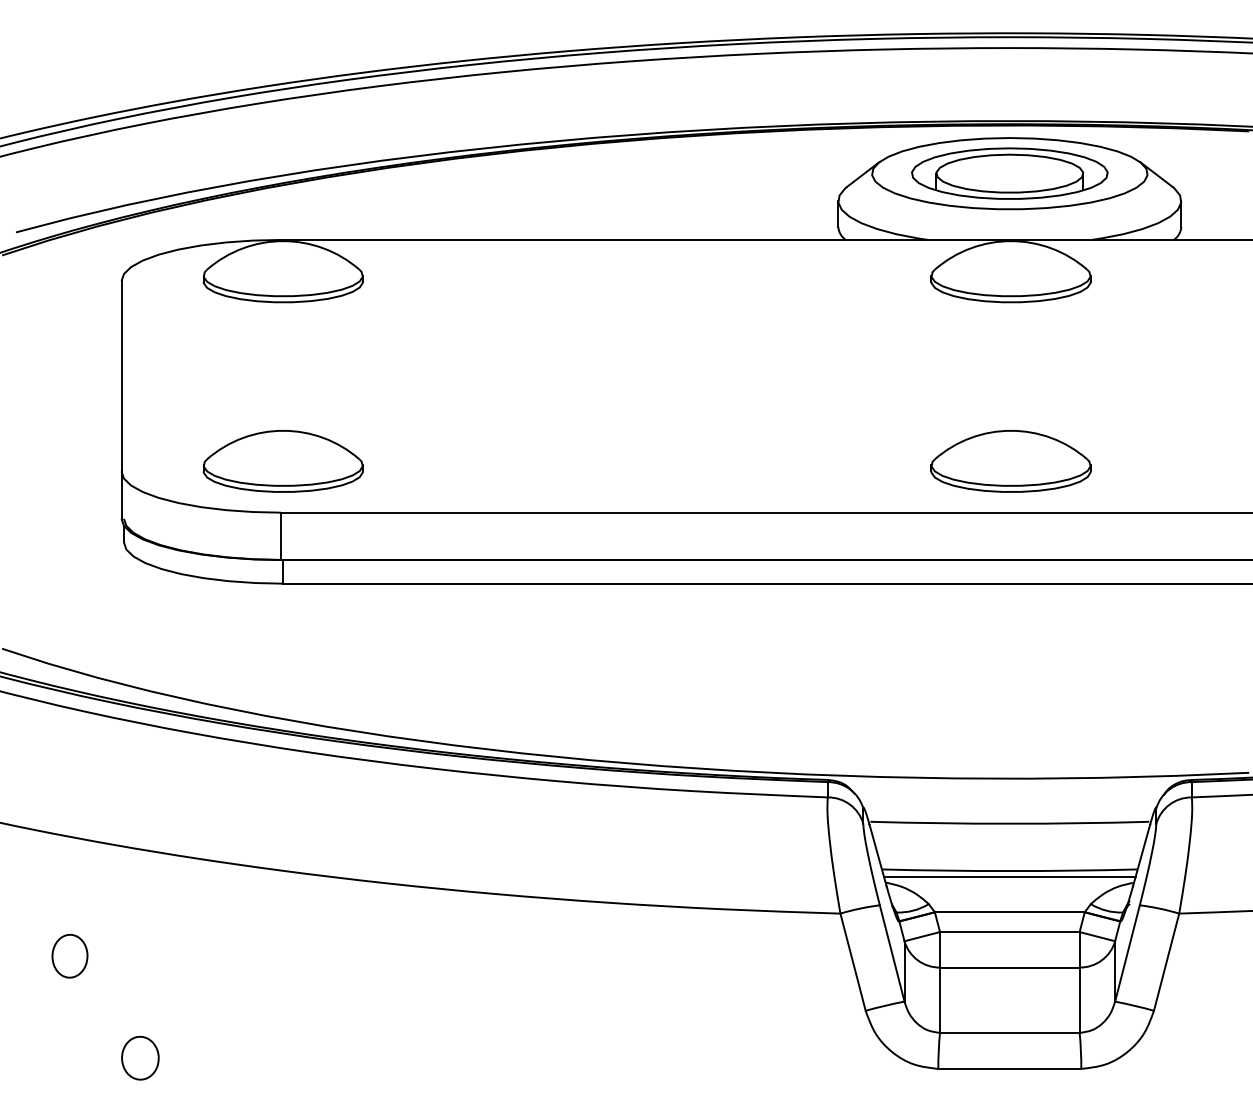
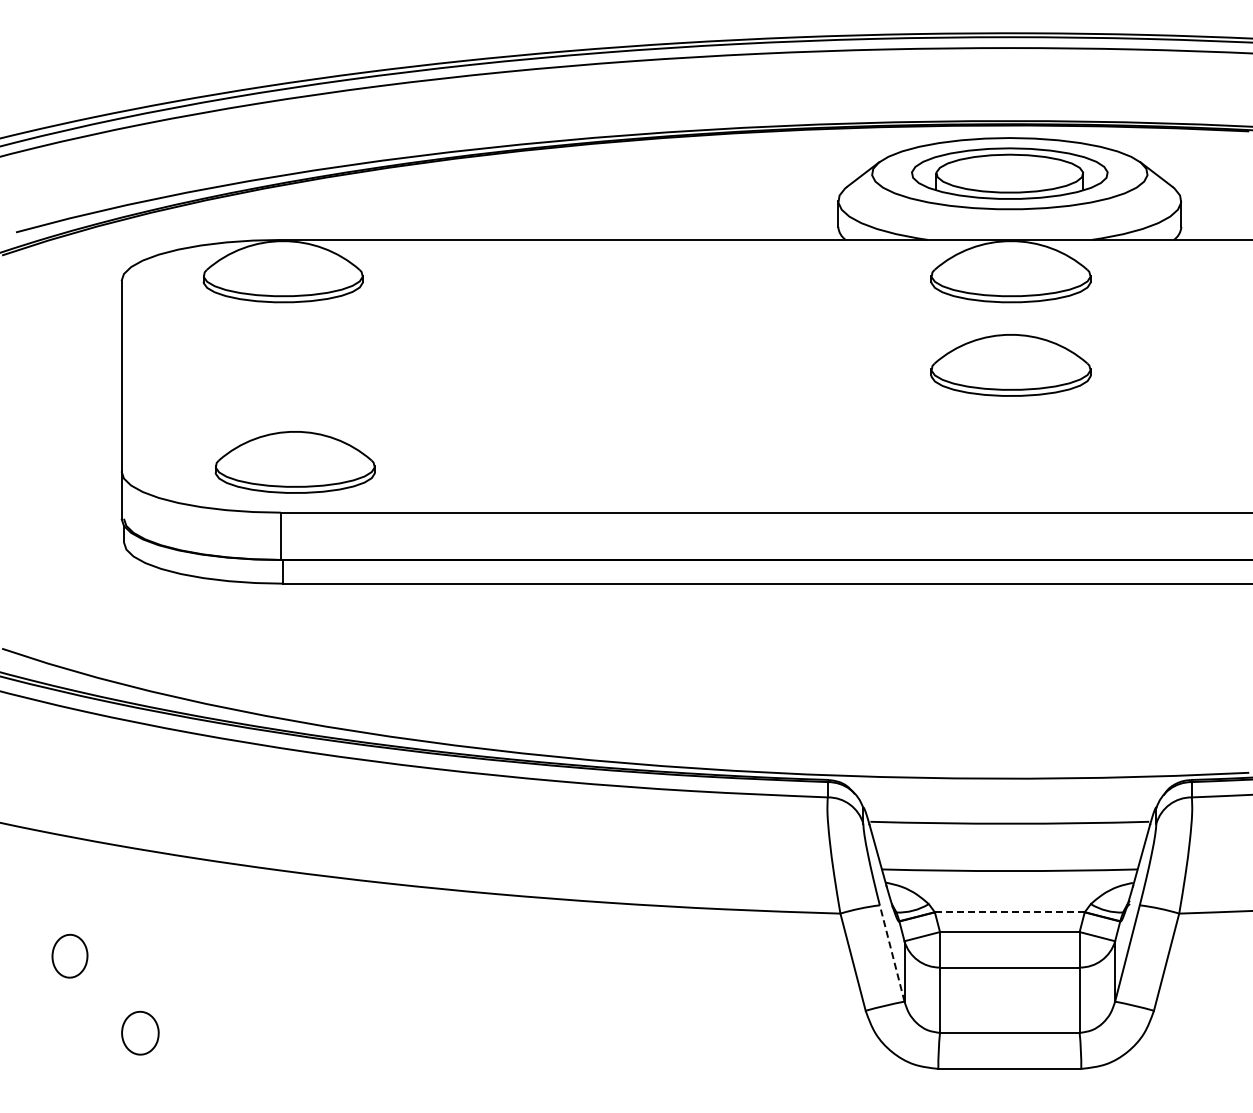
part position: (282, 461) -> (294, 462) (294, 462)
part position: (1010, 461) -> (1010, 365) (1010, 365)
line: present -> none (1009, 876)
line: solid -> dashed (1009, 912)
line: solid -> dashed (892, 953)
part position: (140, 1057) -> (140, 1032) (140, 1032)
